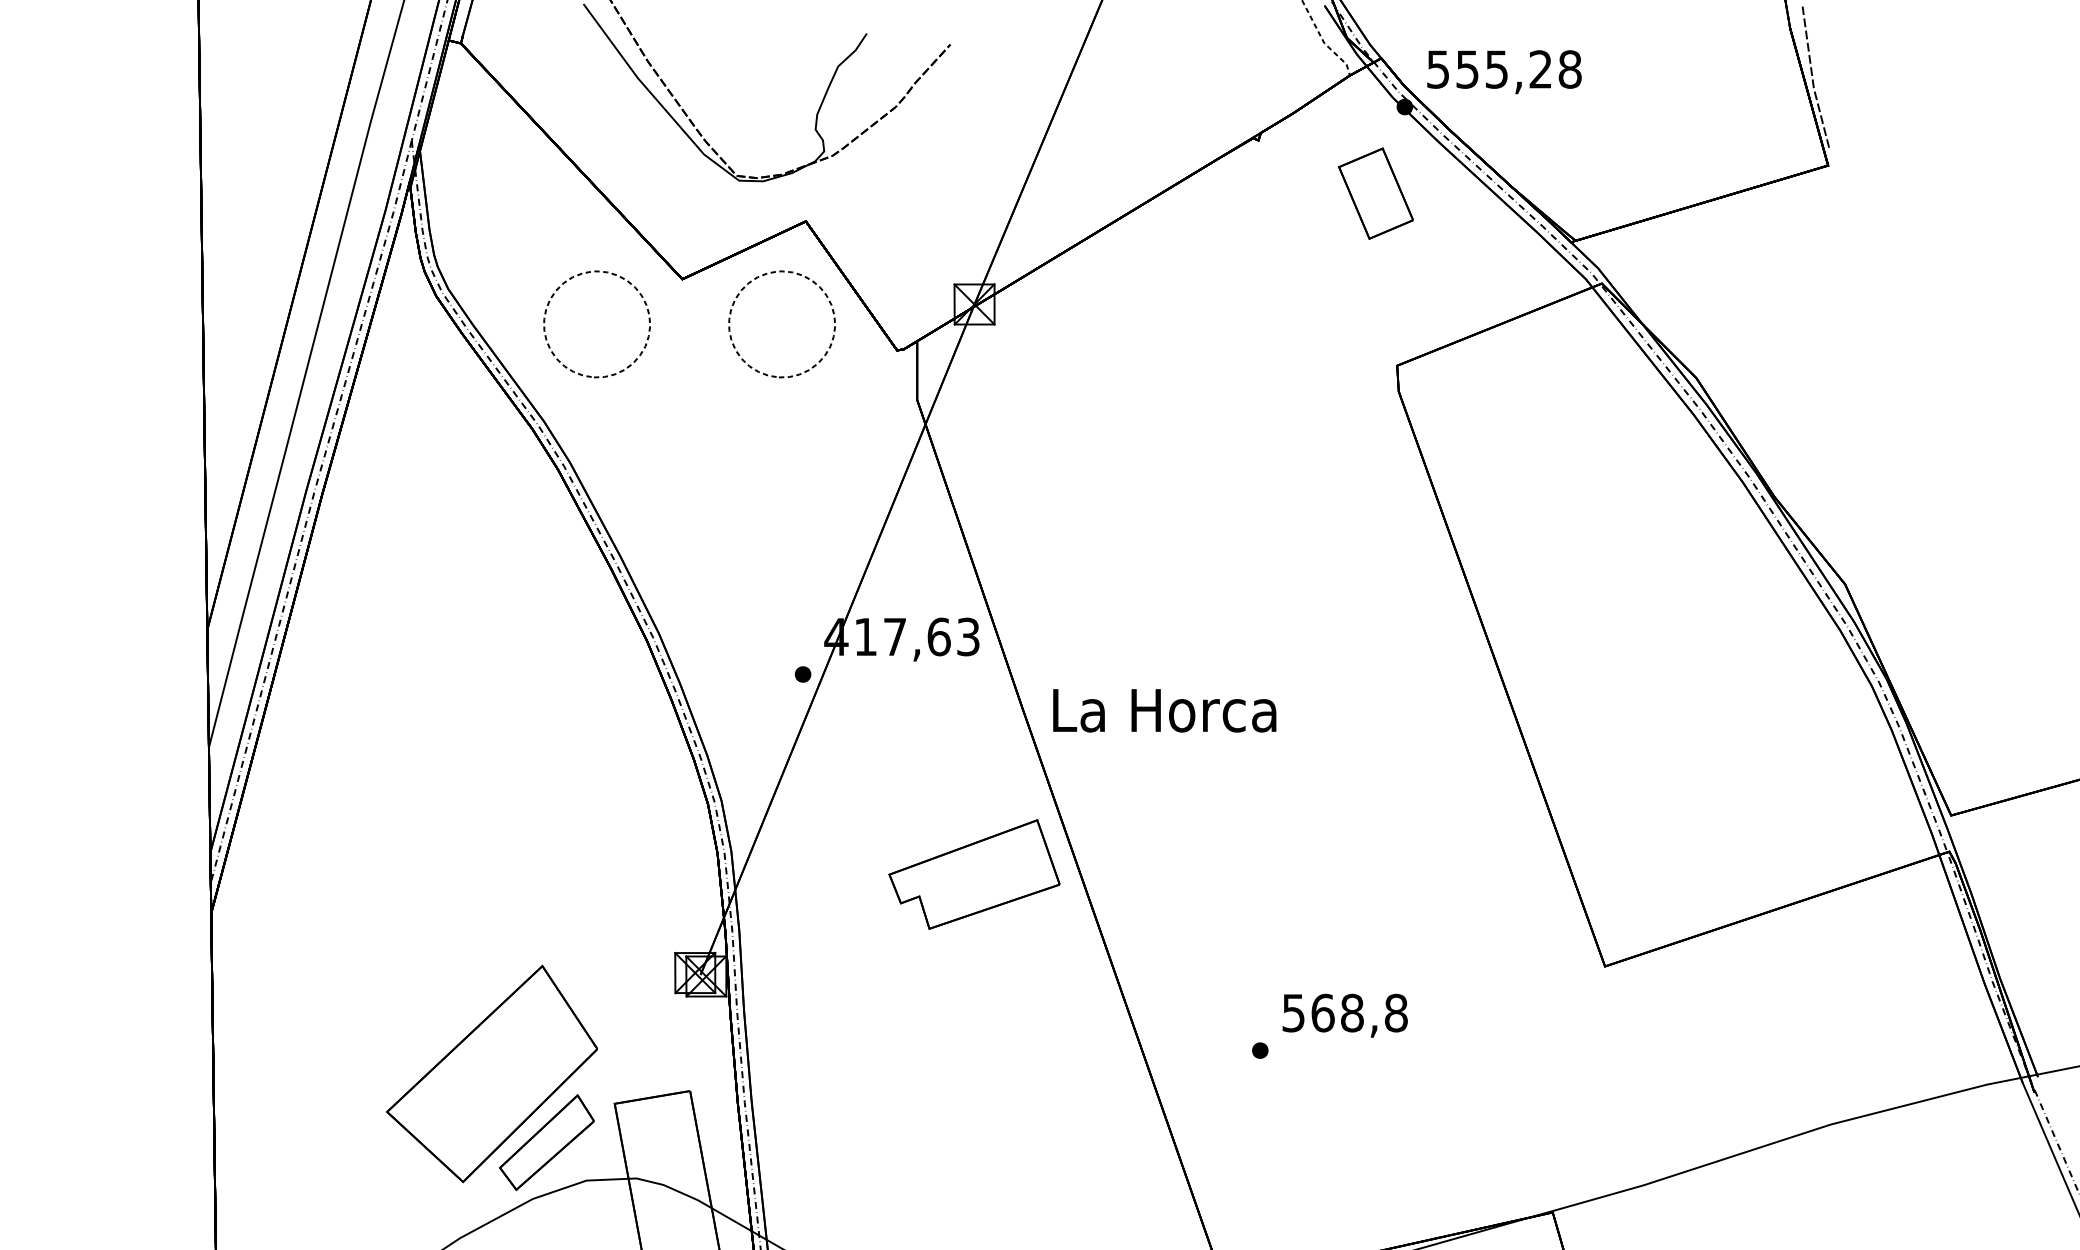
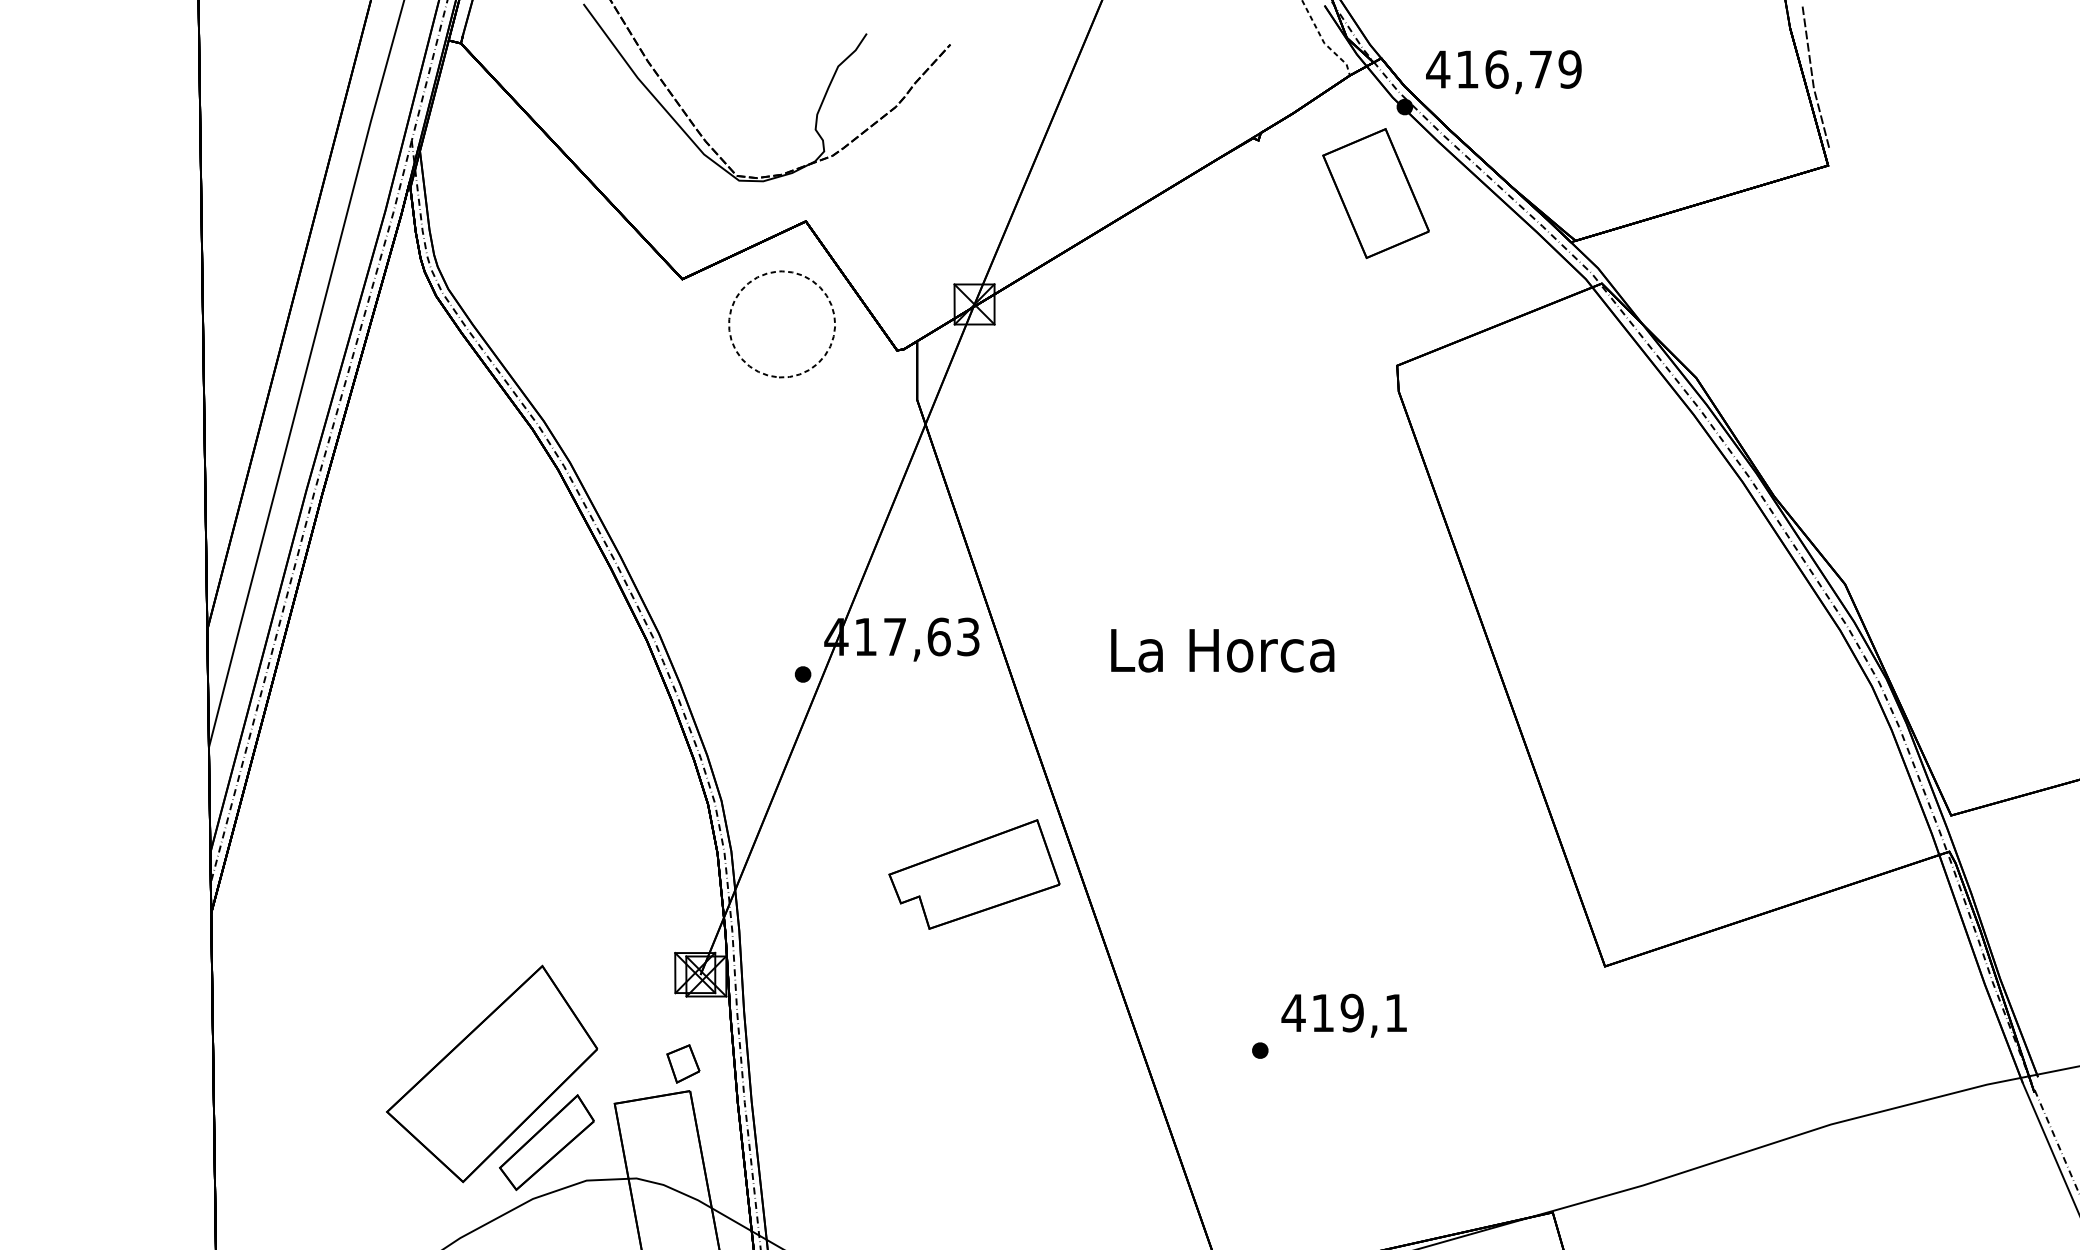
text: 555,28 -> 416,79 (1503, 69)
part size: 76x93 px -> 108x132 px (1375, 193)
part: present -> none (546, 314)
text position: (1164, 710) -> (1222, 650) (1222, 650)
text: 568,8 -> 419,1 (1344, 1012)
part: none -> present (683, 1063)
